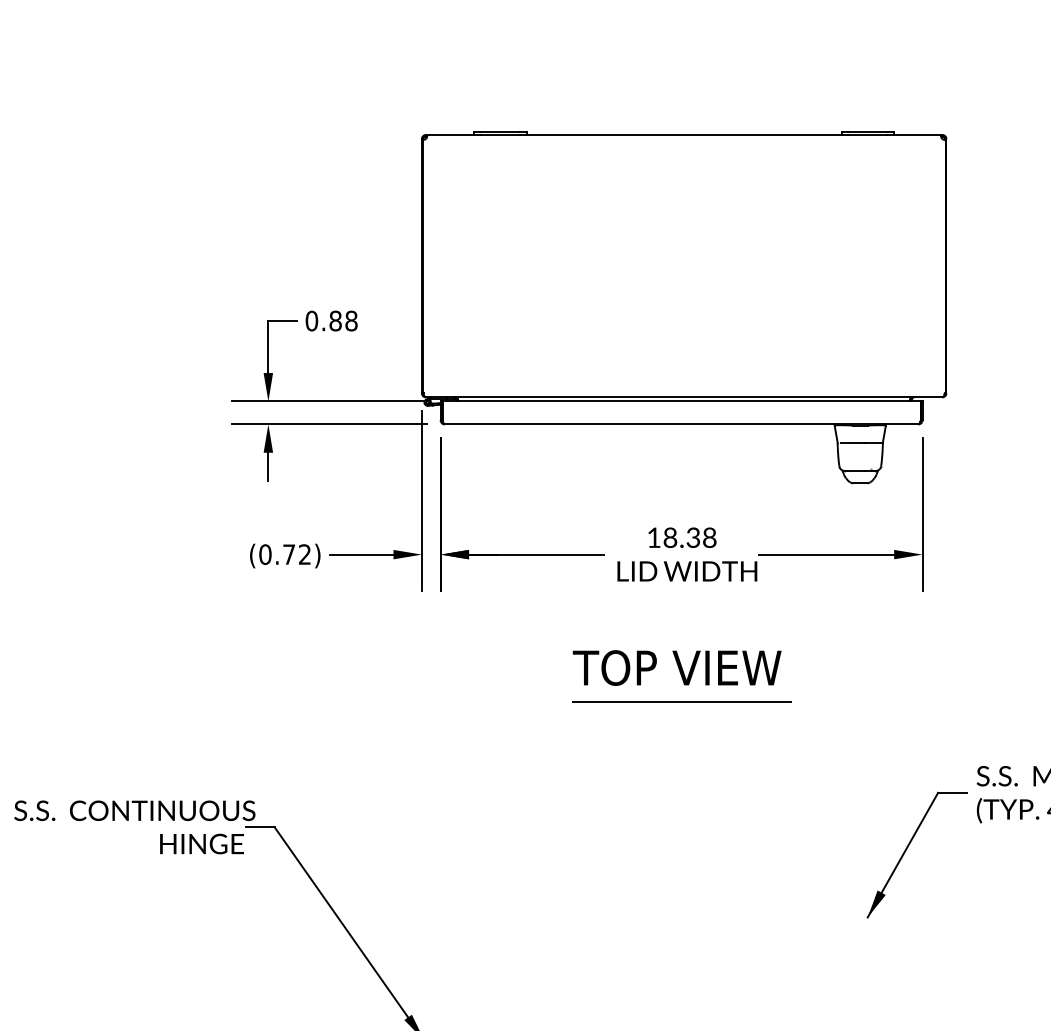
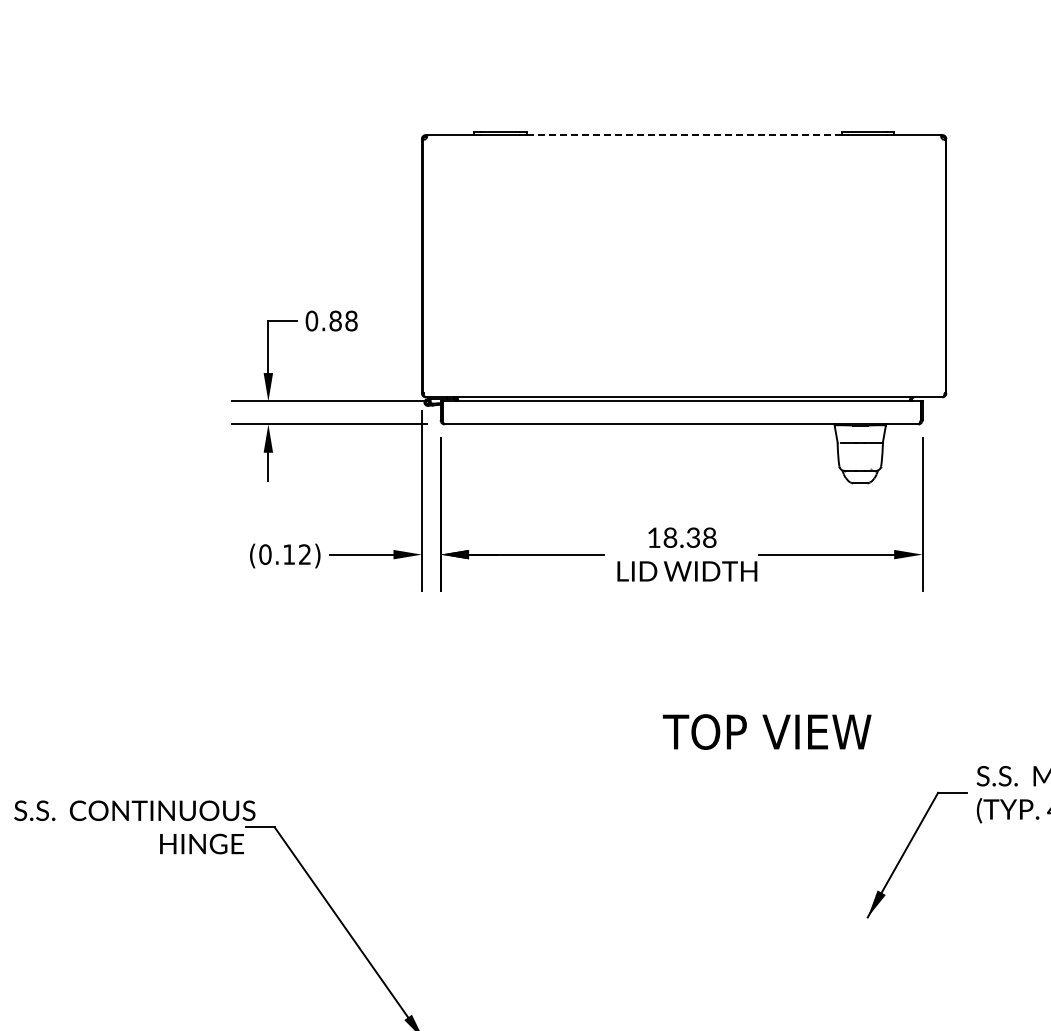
line: solid -> dashed (684, 135)
text: (0.72) -> (0.12) (288, 554)
text position: (676, 667) -> (766, 731) (766, 731)
line: present -> none (681, 702)
